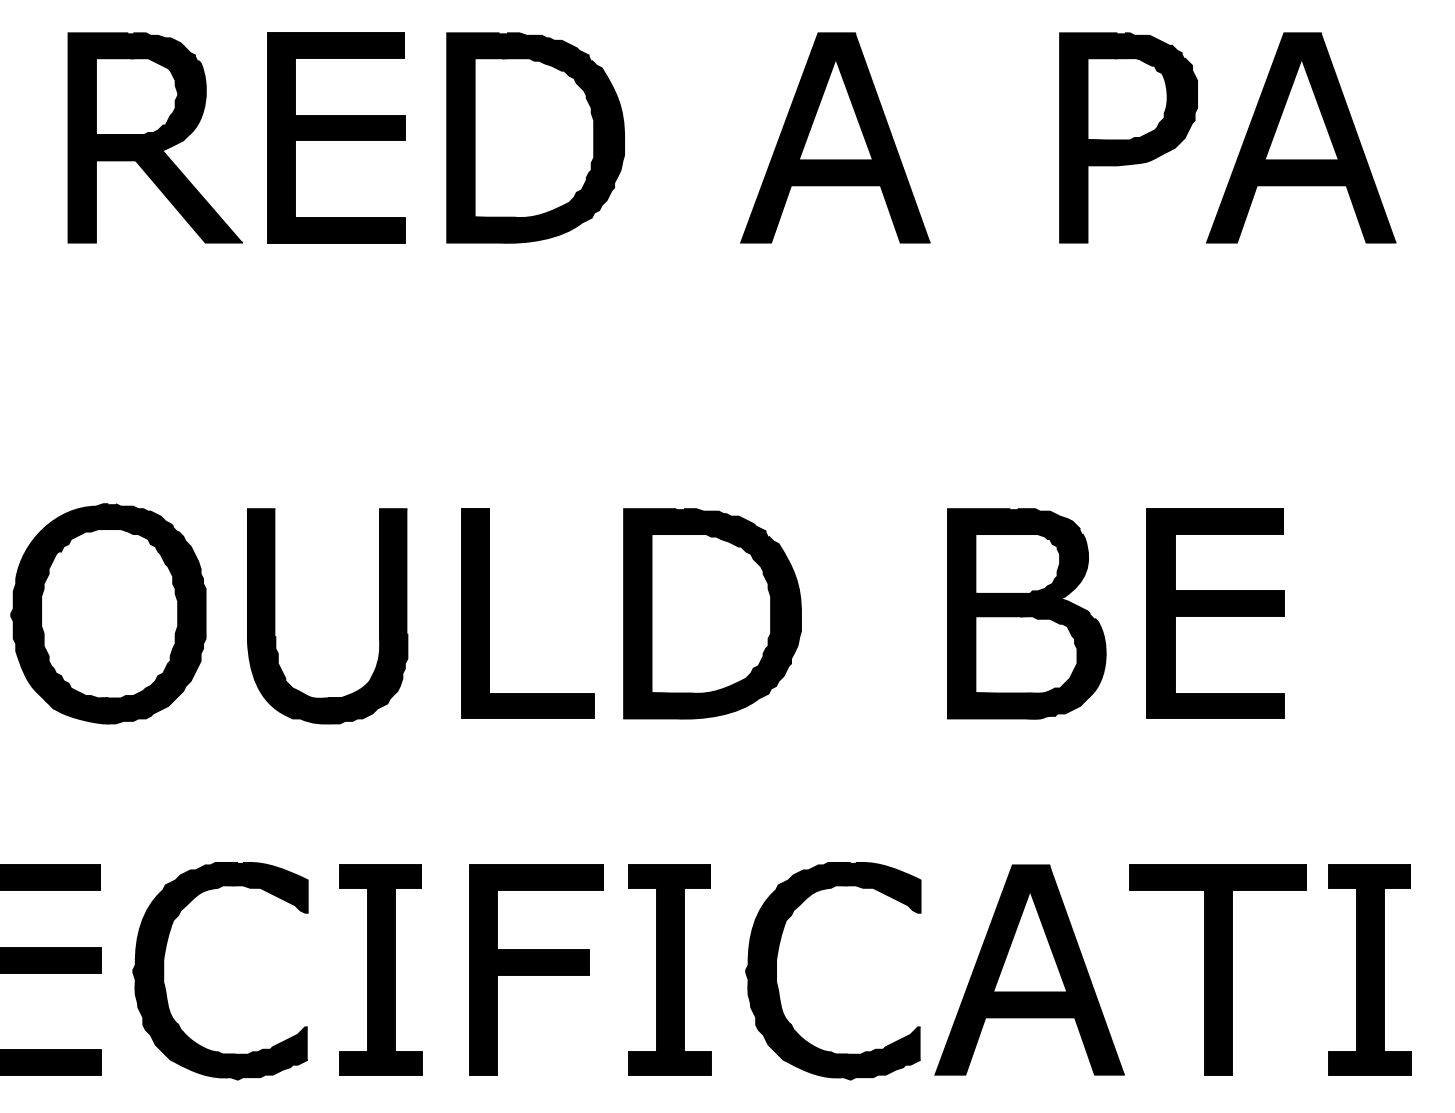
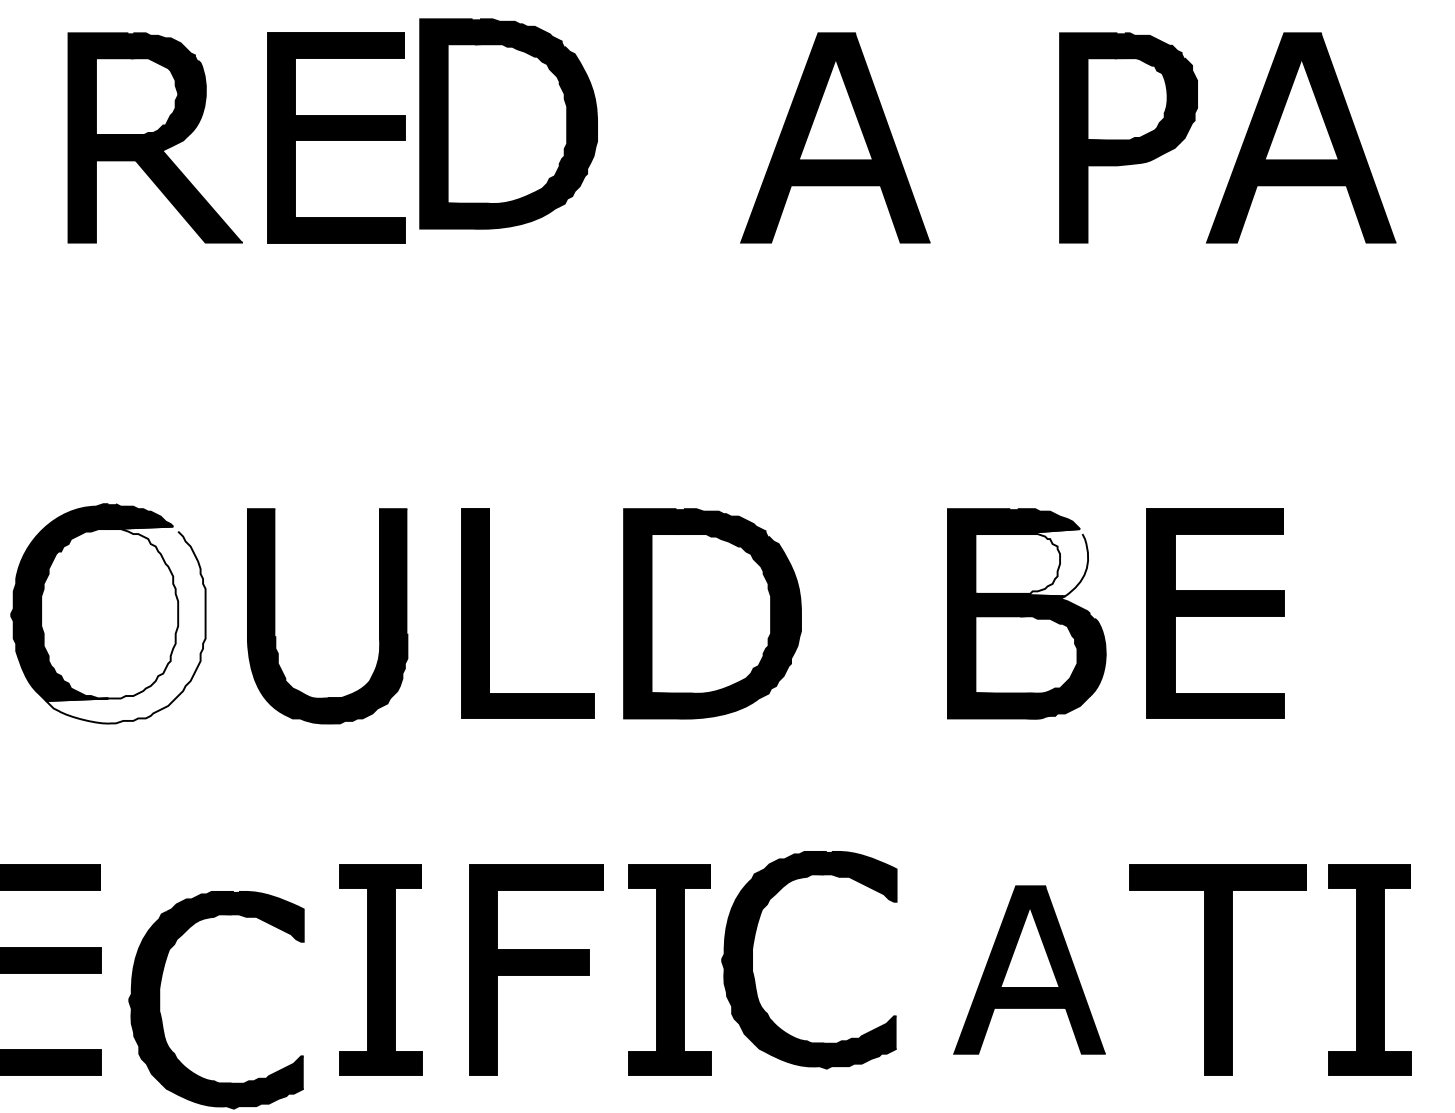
part position: (535, 137) -> (508, 123) (508, 123)
fill: present -> none (1031, 562)
fill: present -> none (125, 624)
part size: 191x212 px -> 153x170 px (1029, 969)
part position: (164, 971) -> (160, 1000) (160, 1000)
part position: (776, 971) -> (752, 960) (752, 960)
